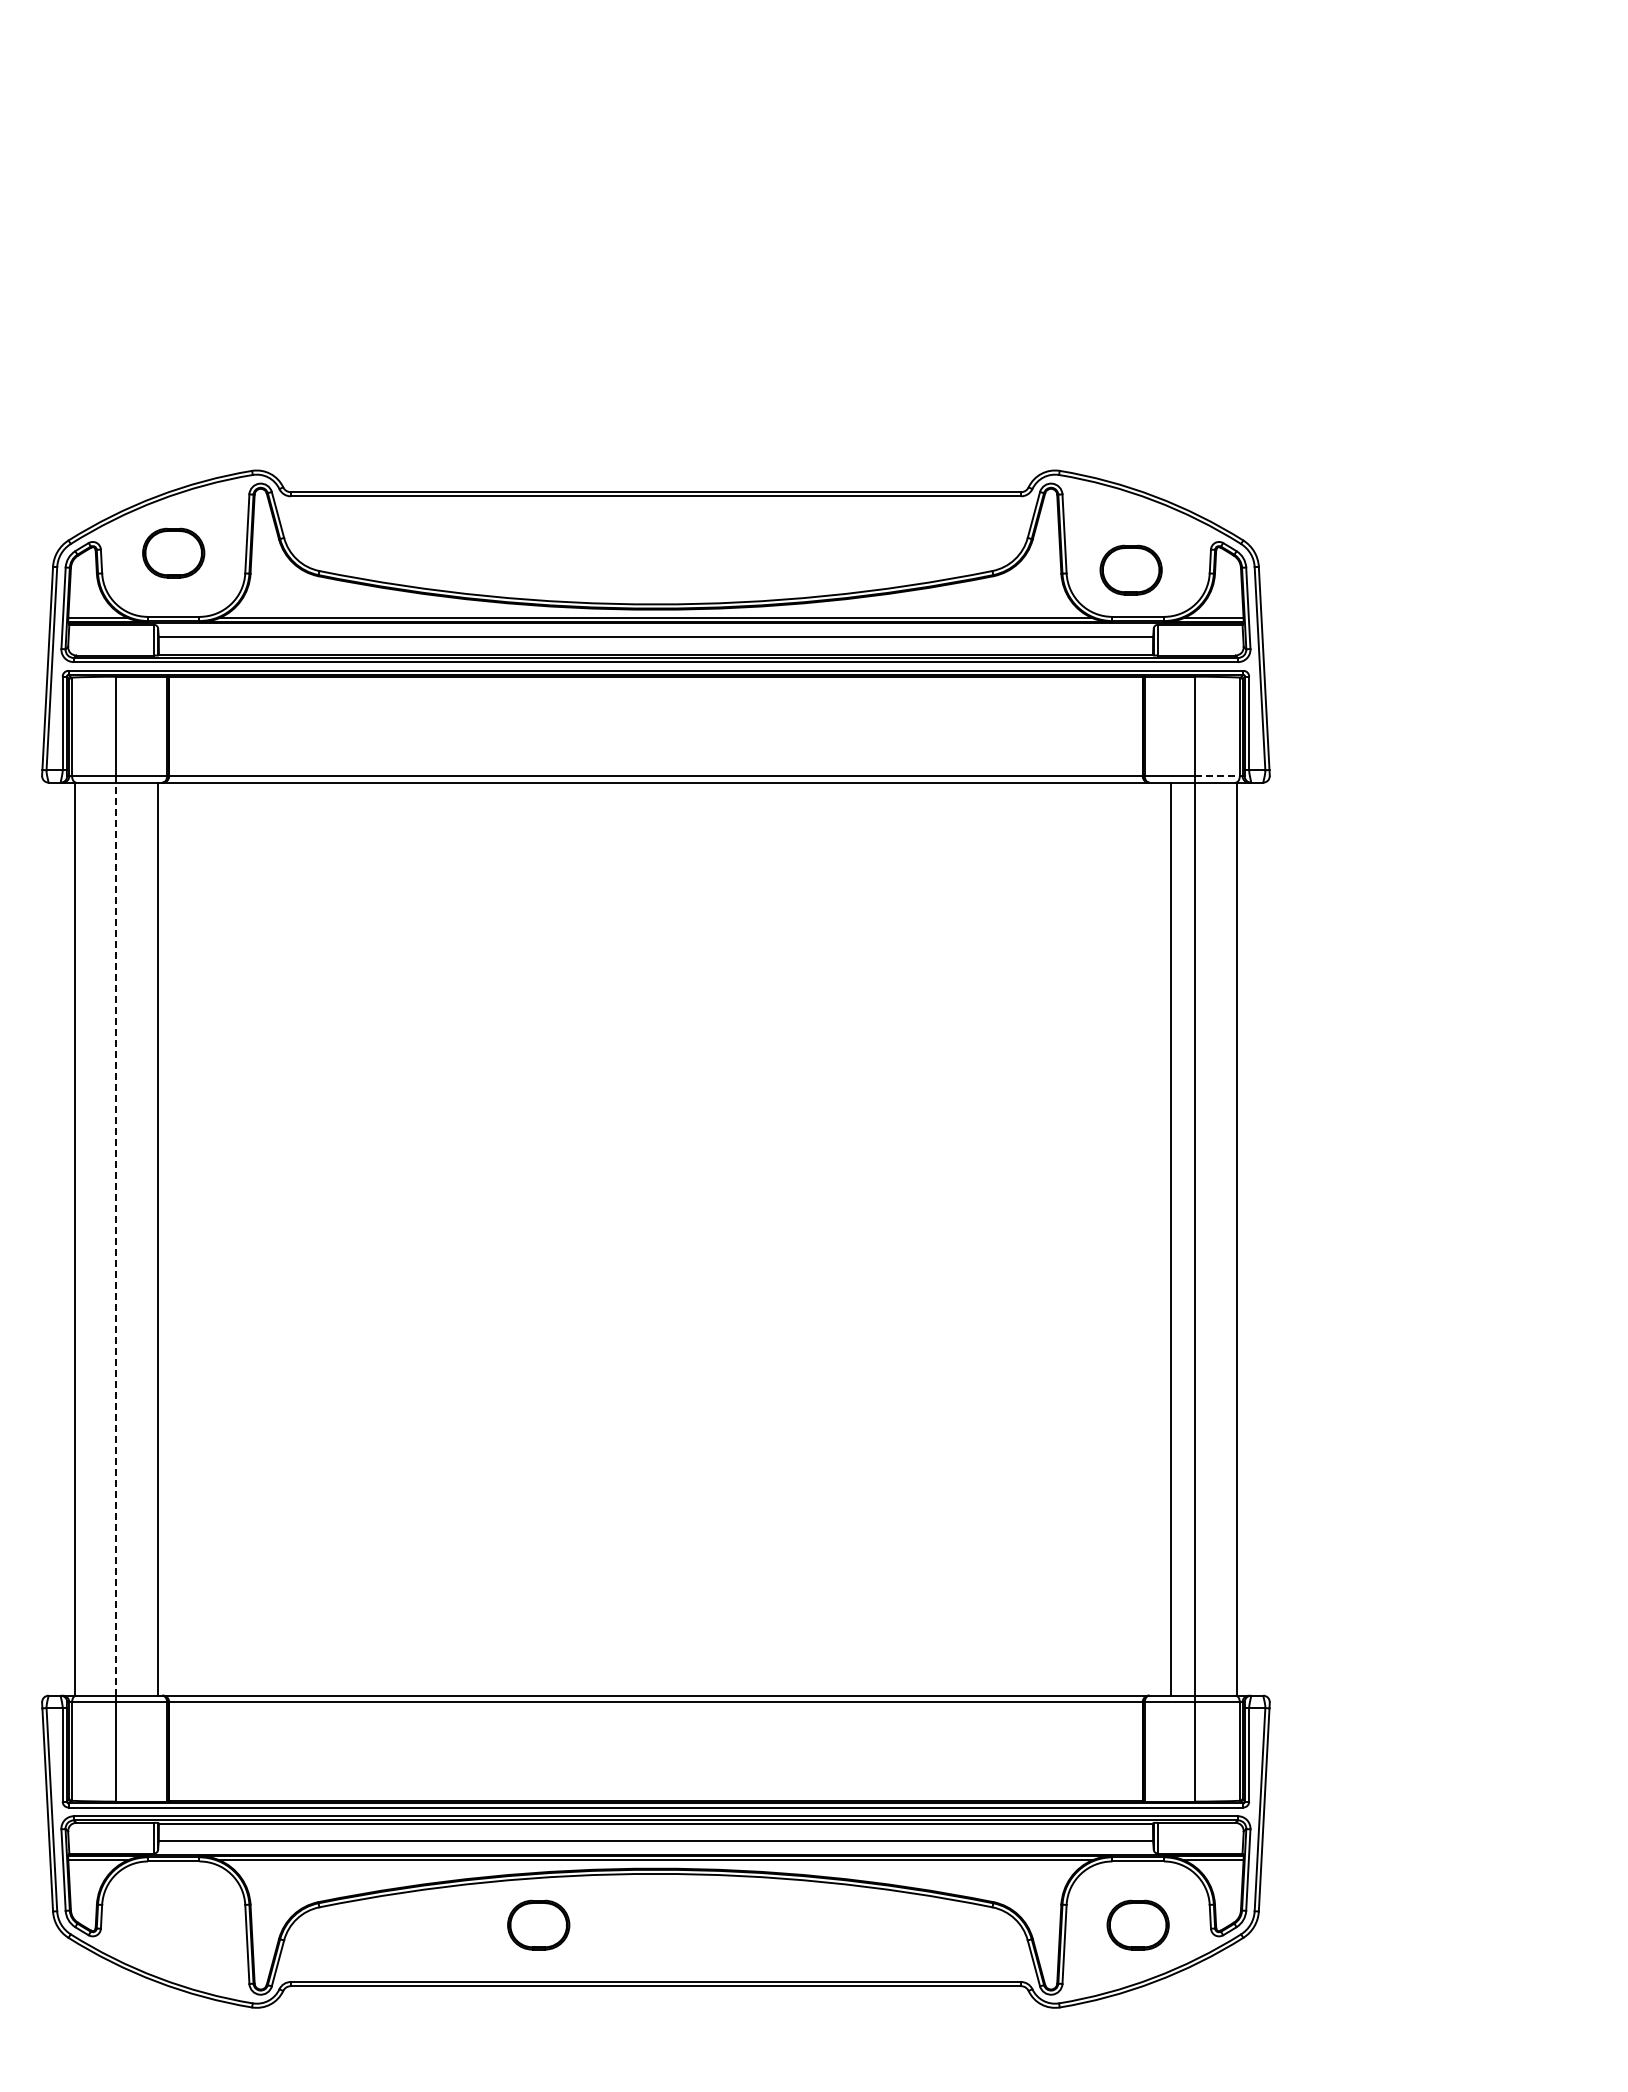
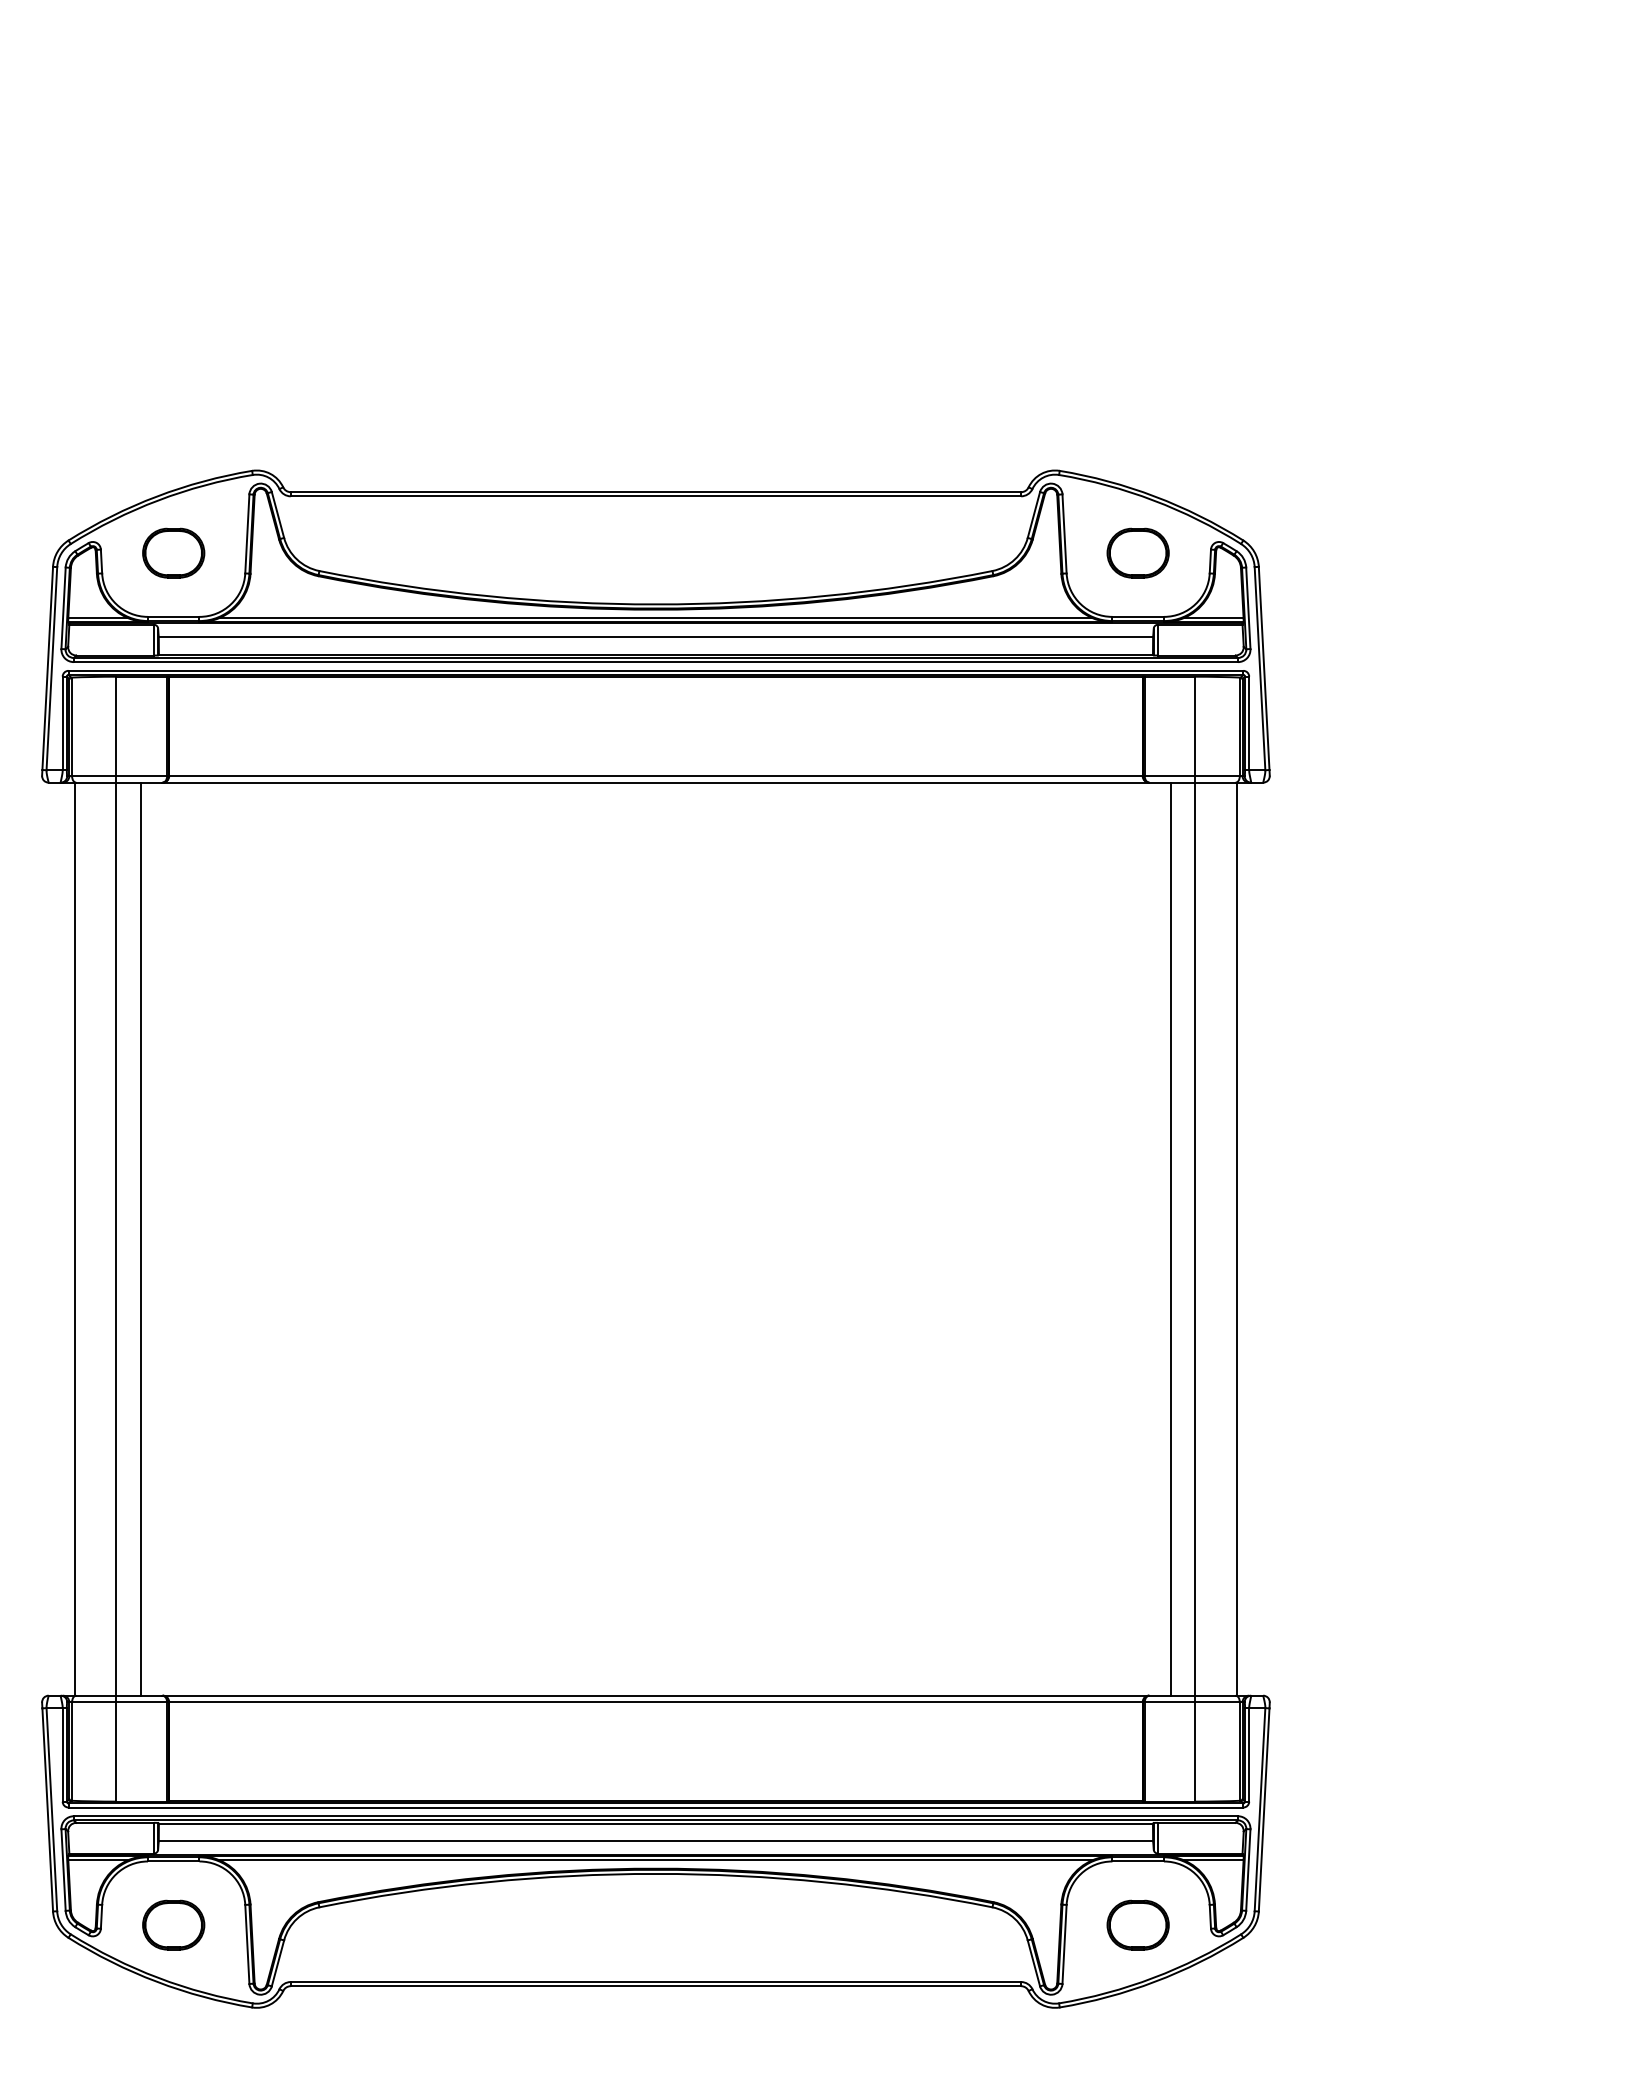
part position: (1130, 569) -> (1137, 552) (1137, 552)
line: dashed -> solid (1218, 776)
line: dashed -> solid (116, 1238)
line position: (158, 1238) -> (141, 1238) (141, 1238)
part position: (538, 1924) -> (173, 1924) (173, 1924)
